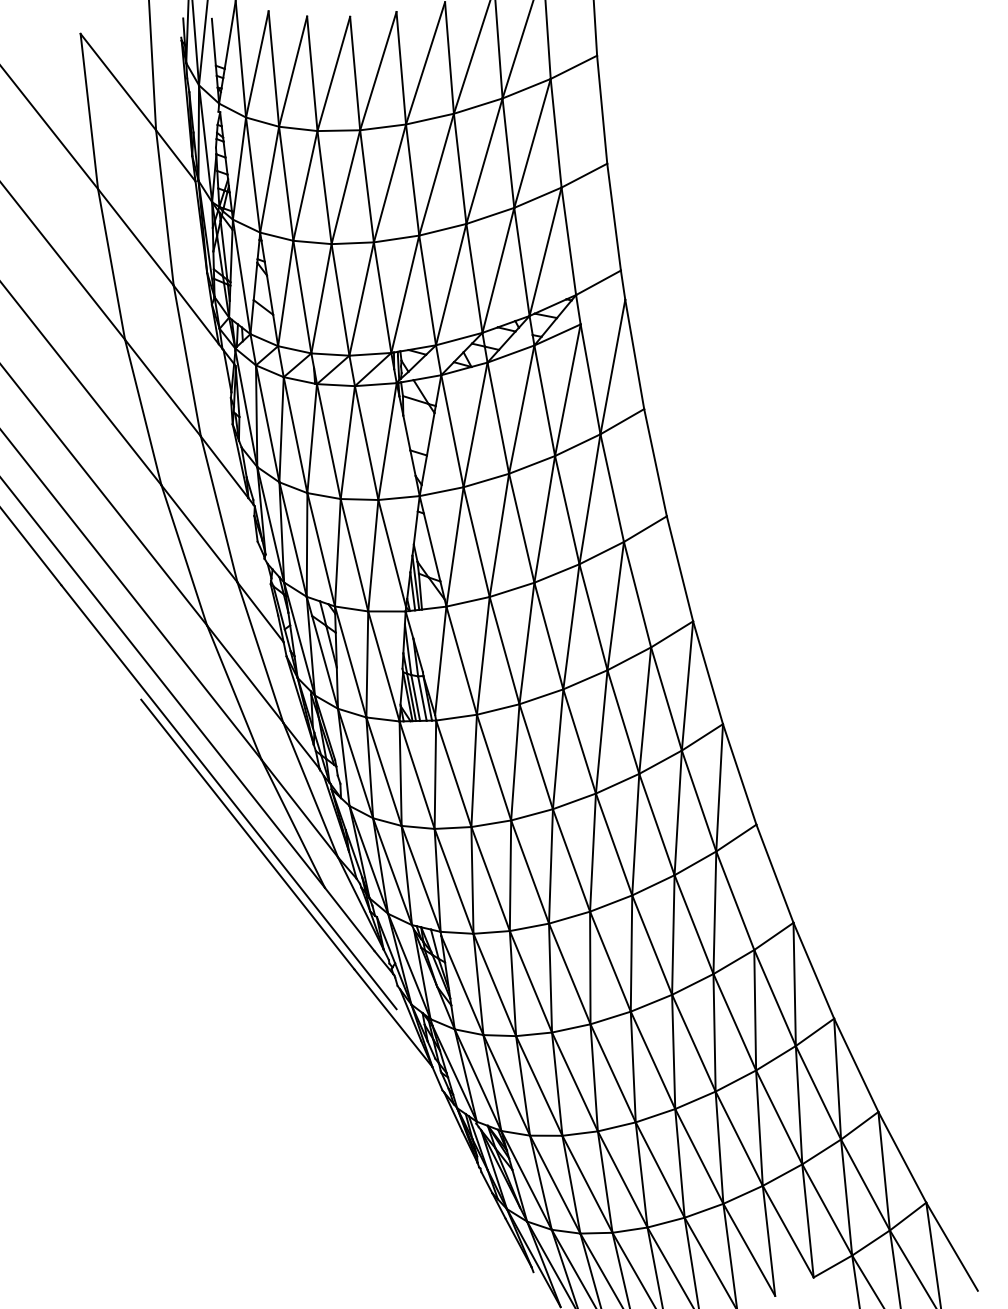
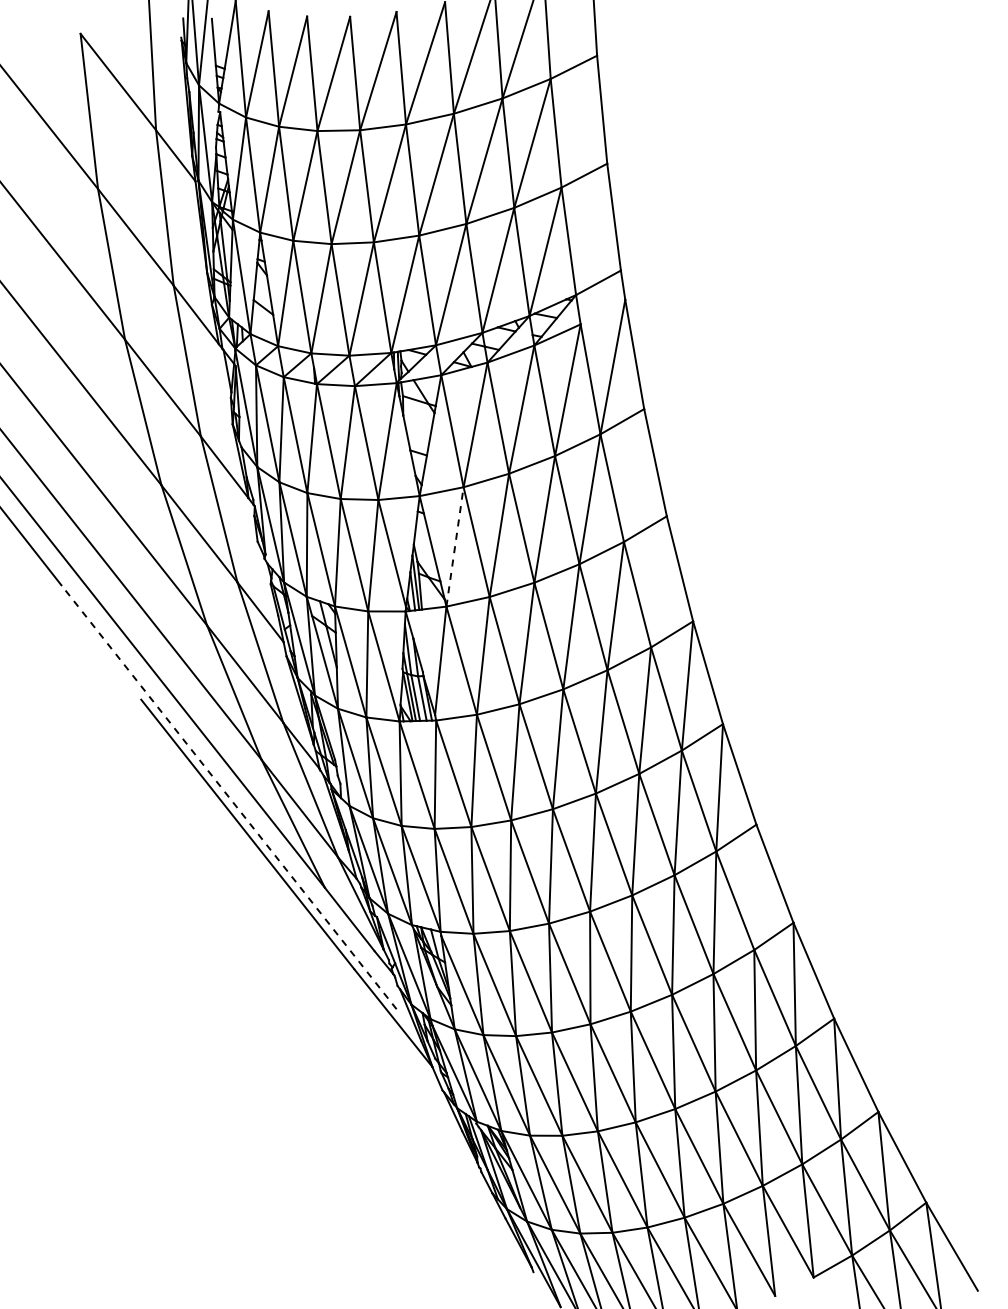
line: solid -> dashed (455, 546)
line: solid -> dashed (228, 796)
